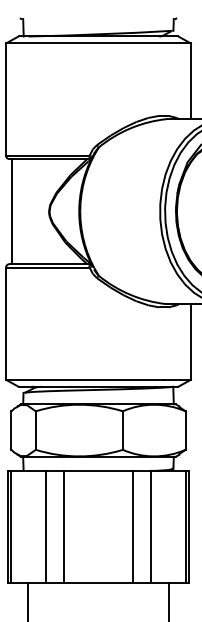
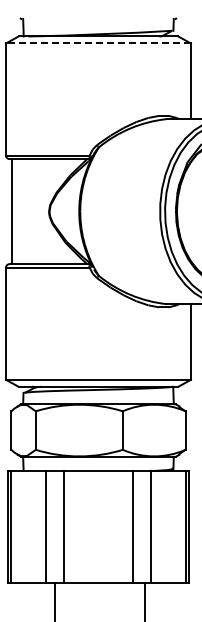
line: solid -> dashed (97, 43)
line position: (28, 600) -> (55, 600) (55, 600)
line position: (168, 600) -> (144, 600) (144, 600)
